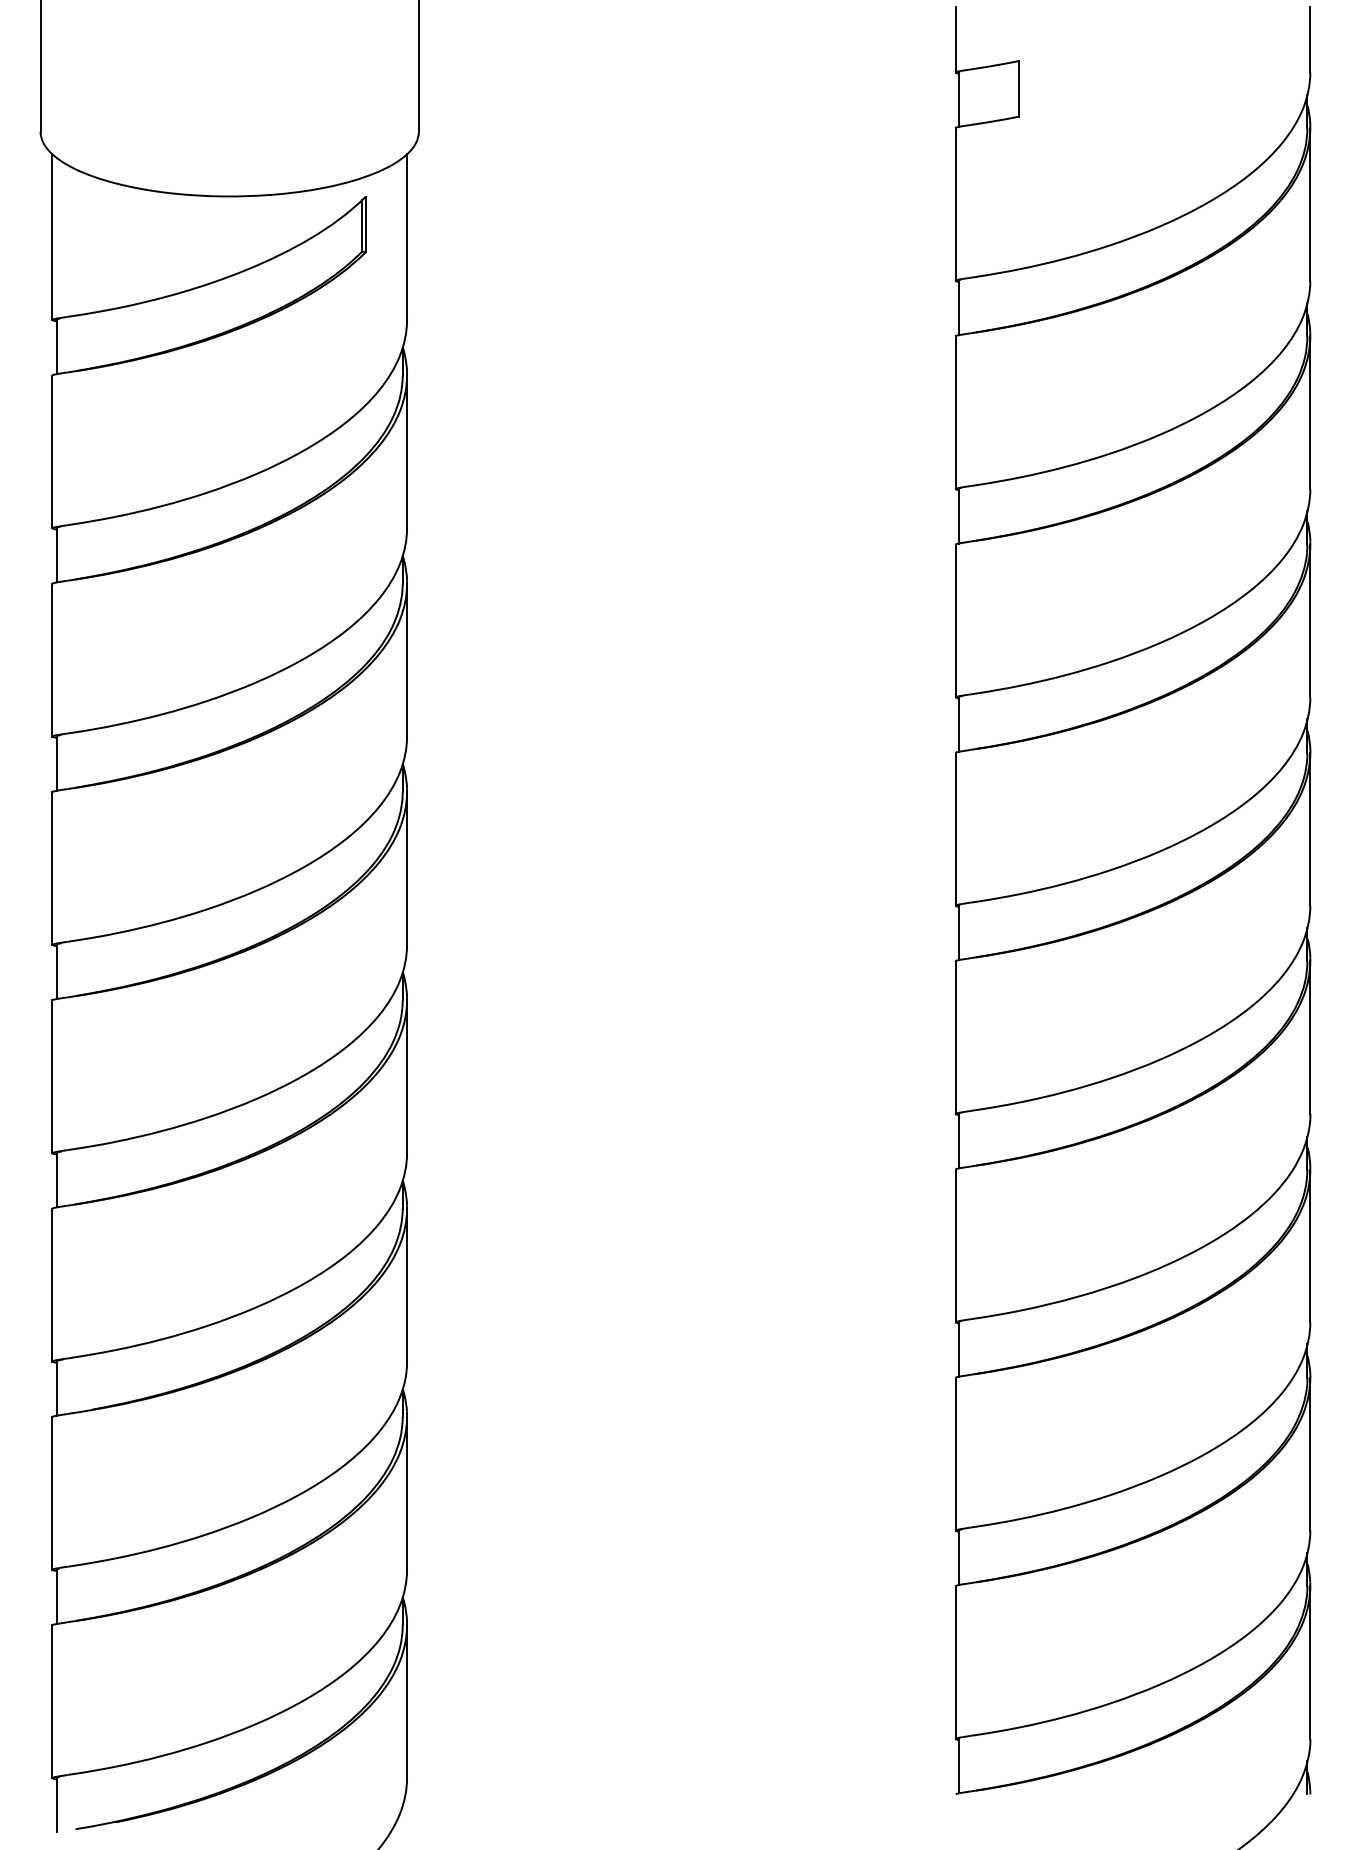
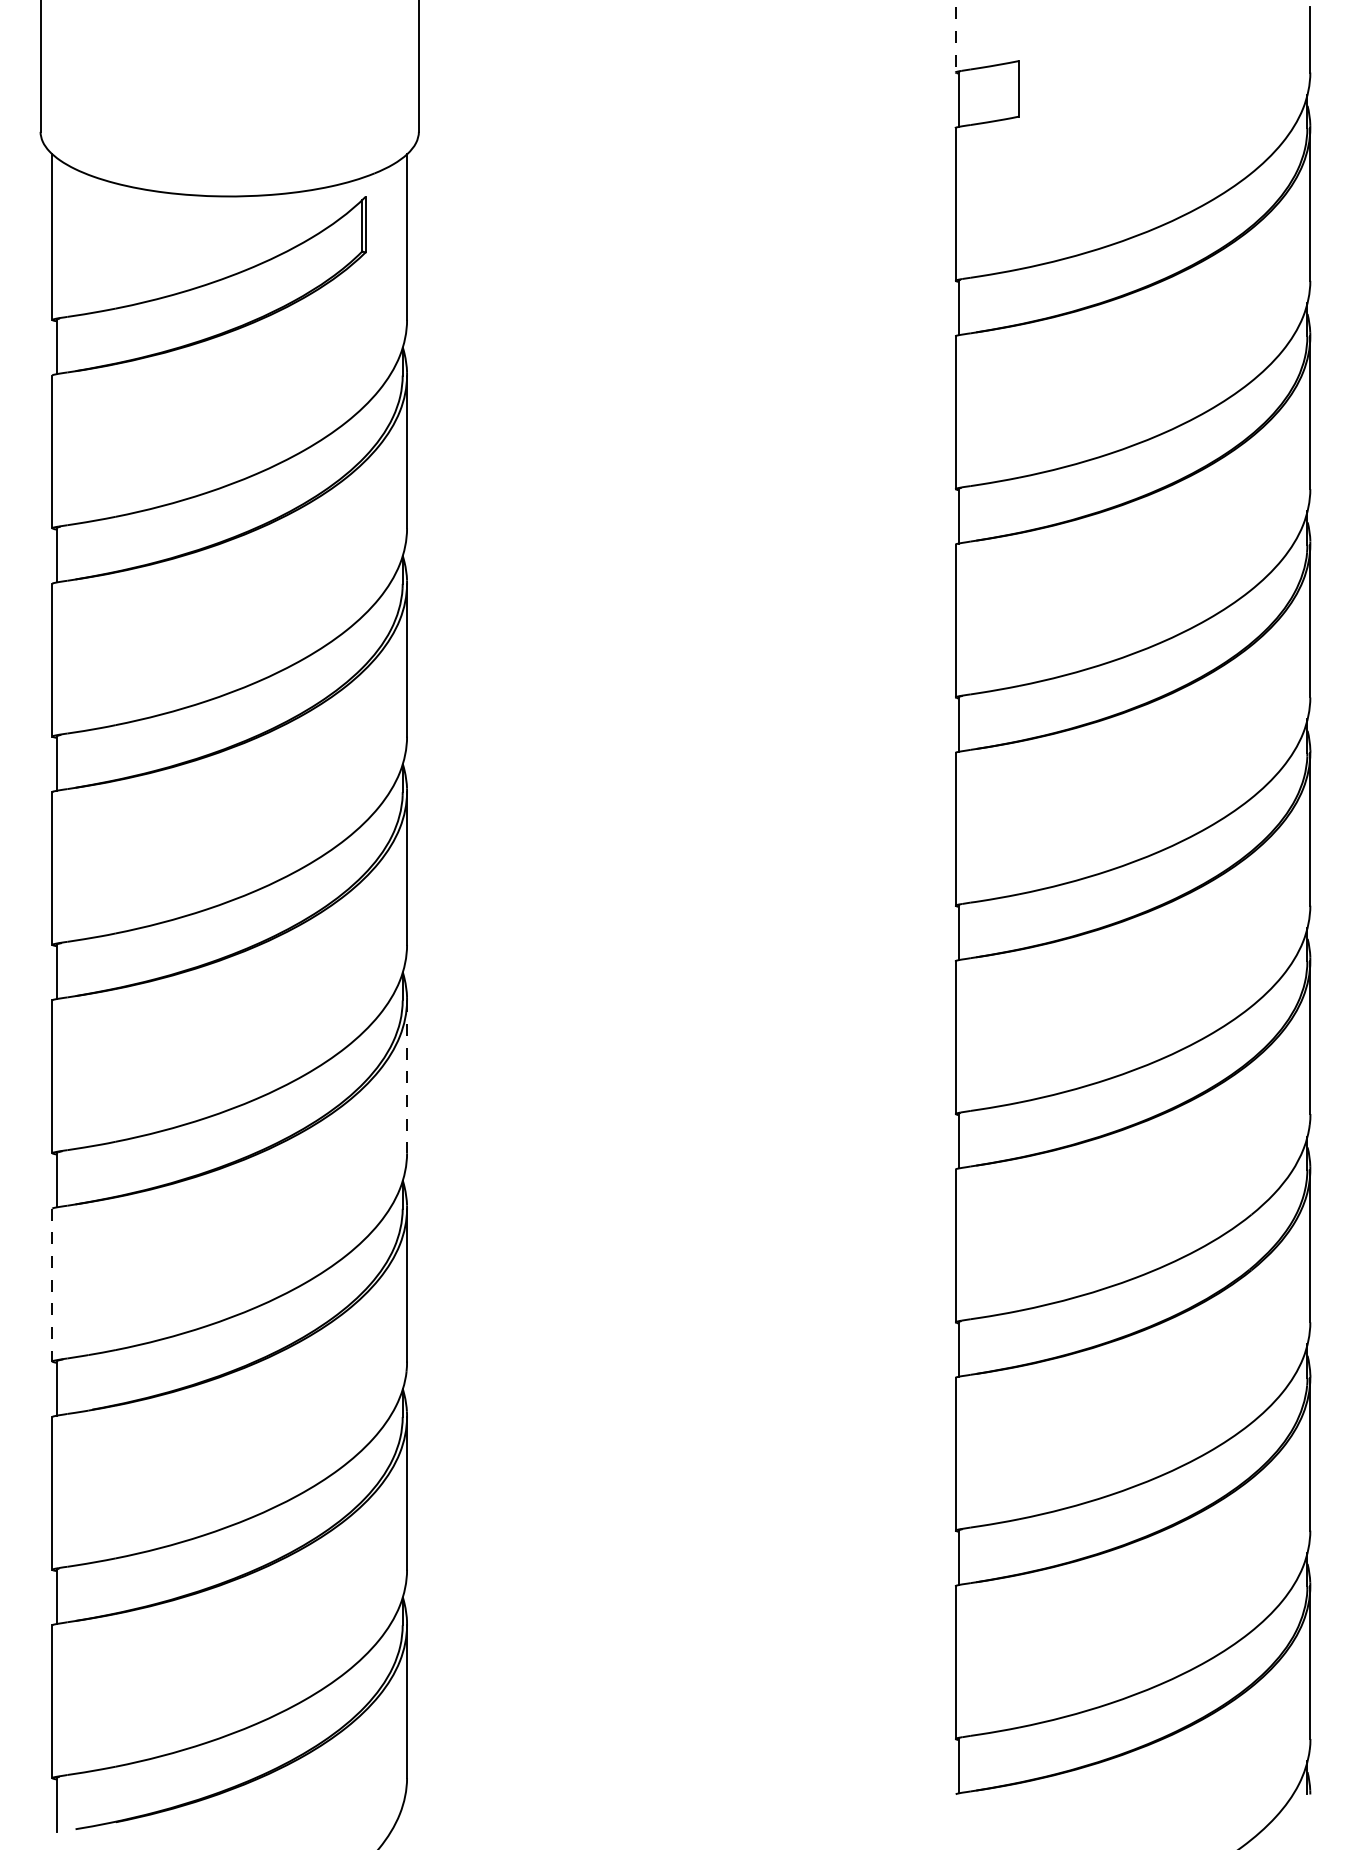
line: solid -> dashed (955, 40)
line: solid -> dashed (407, 1077)
line: solid -> dashed (52, 1285)
